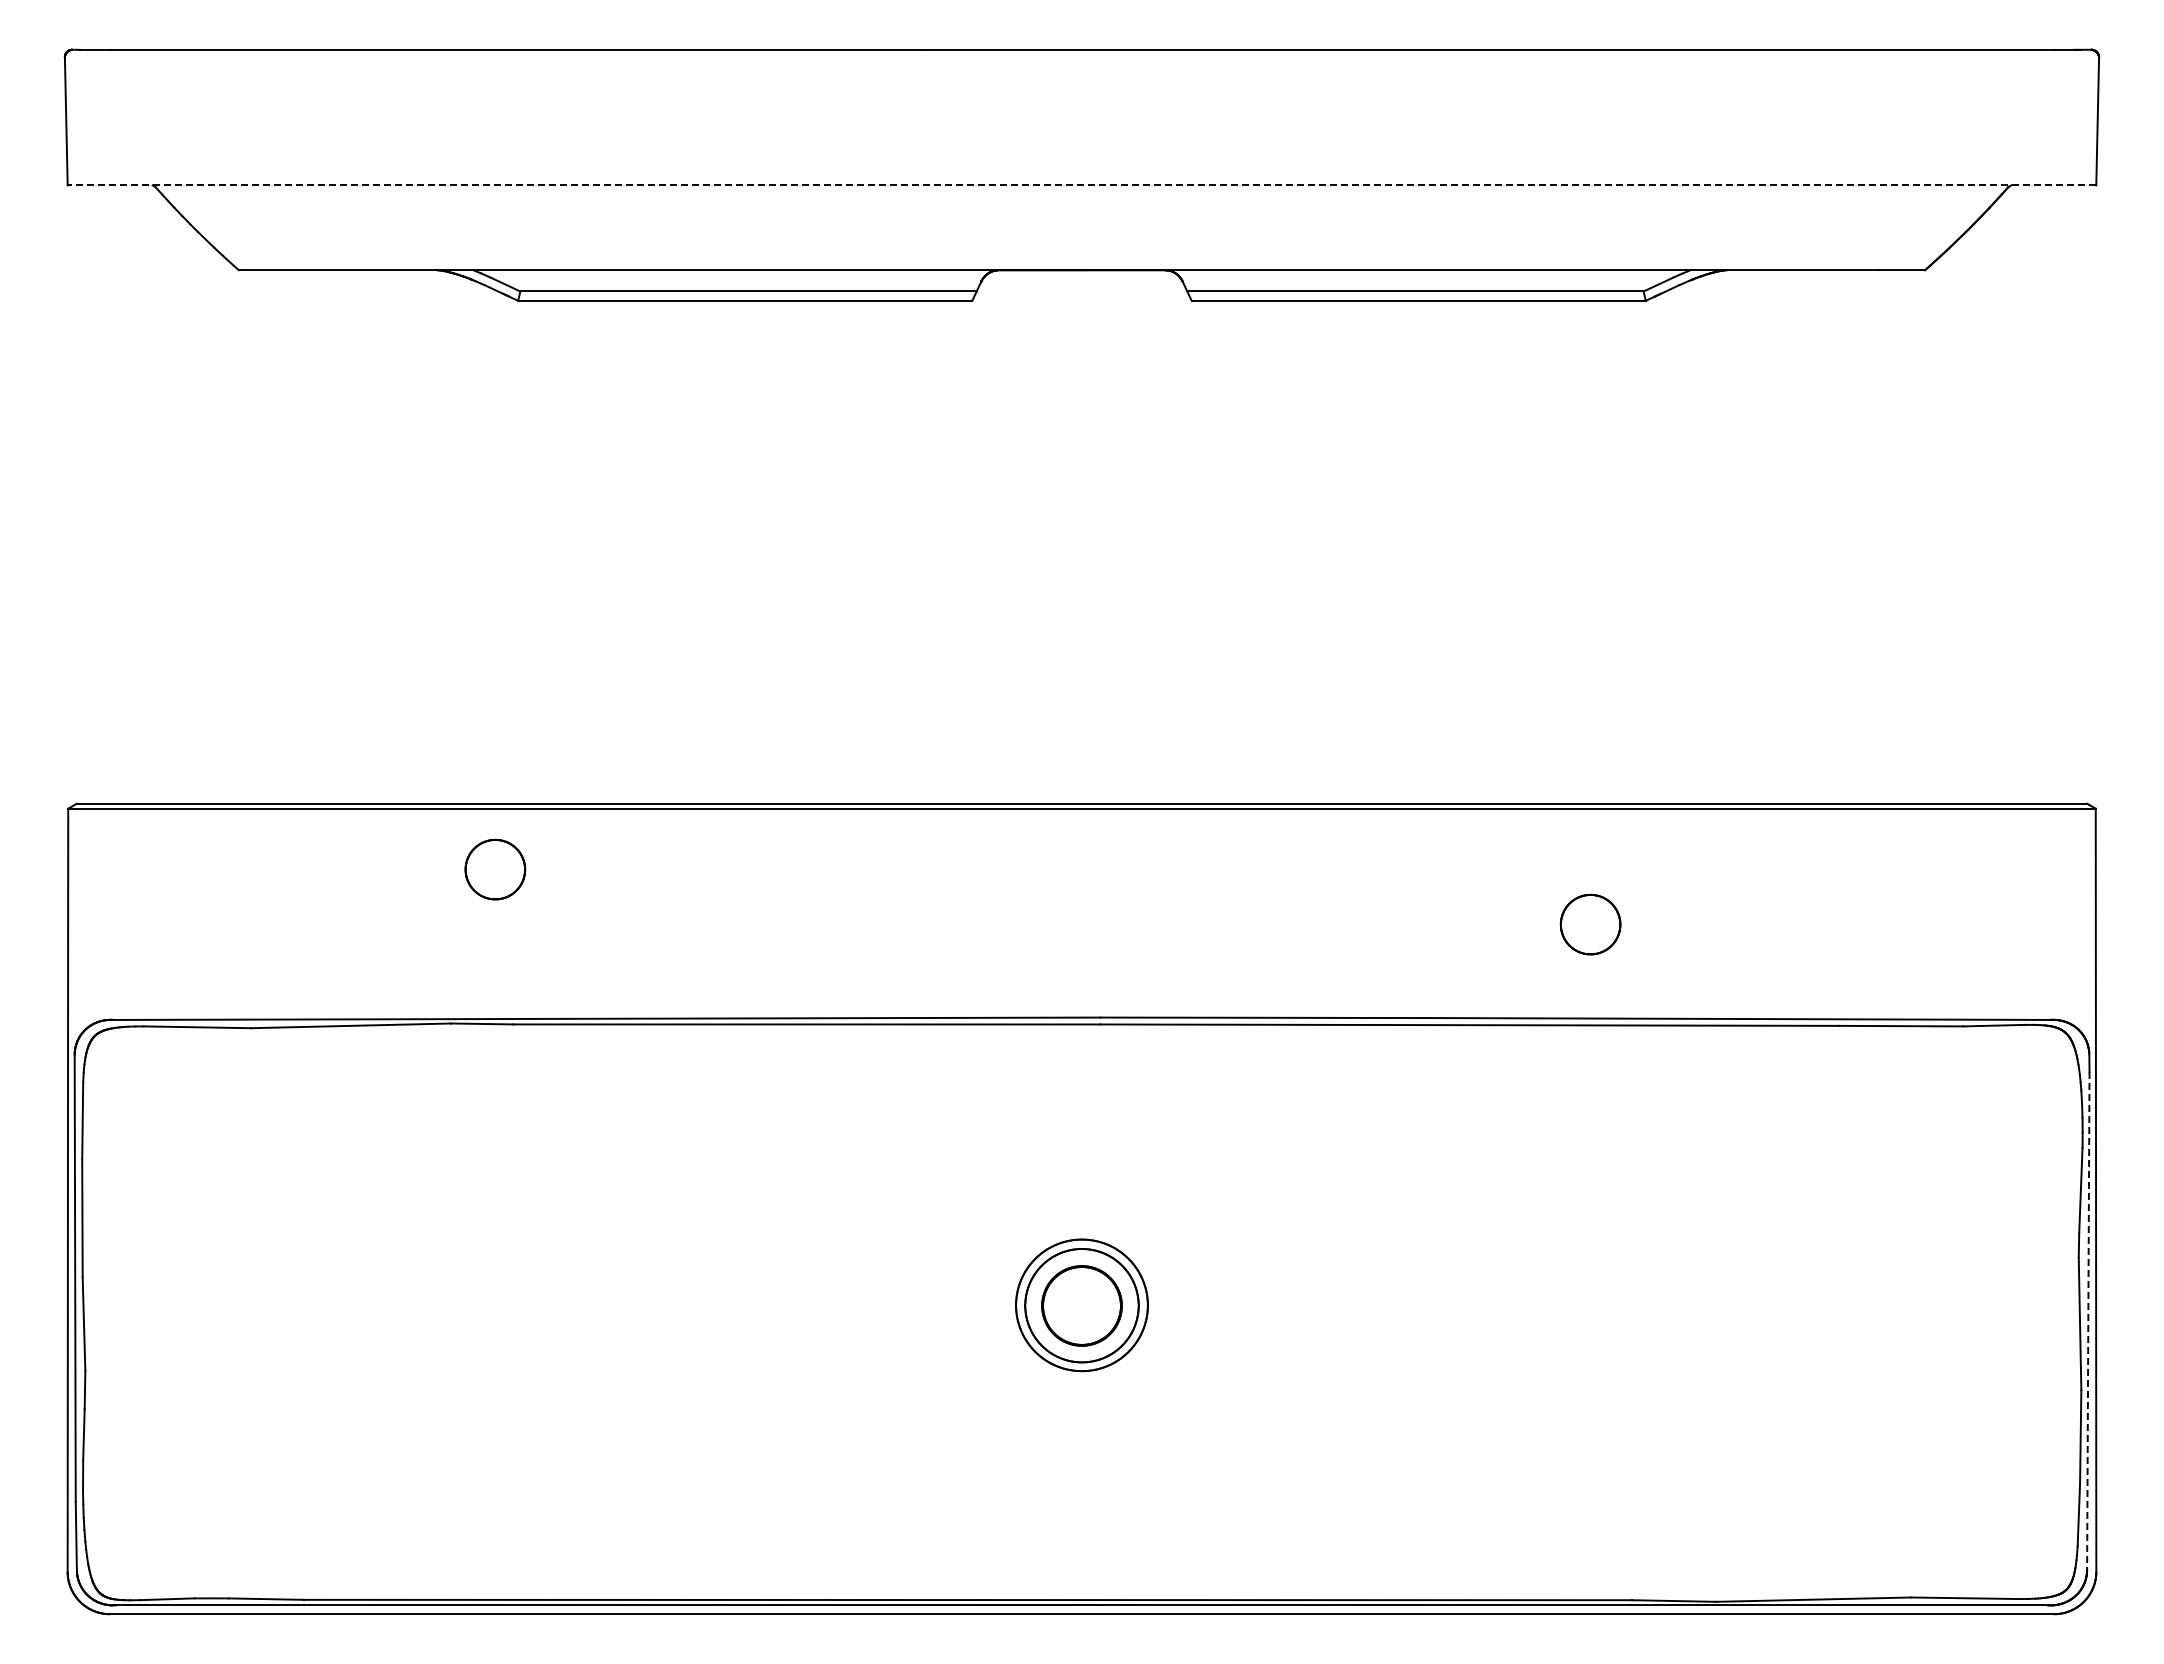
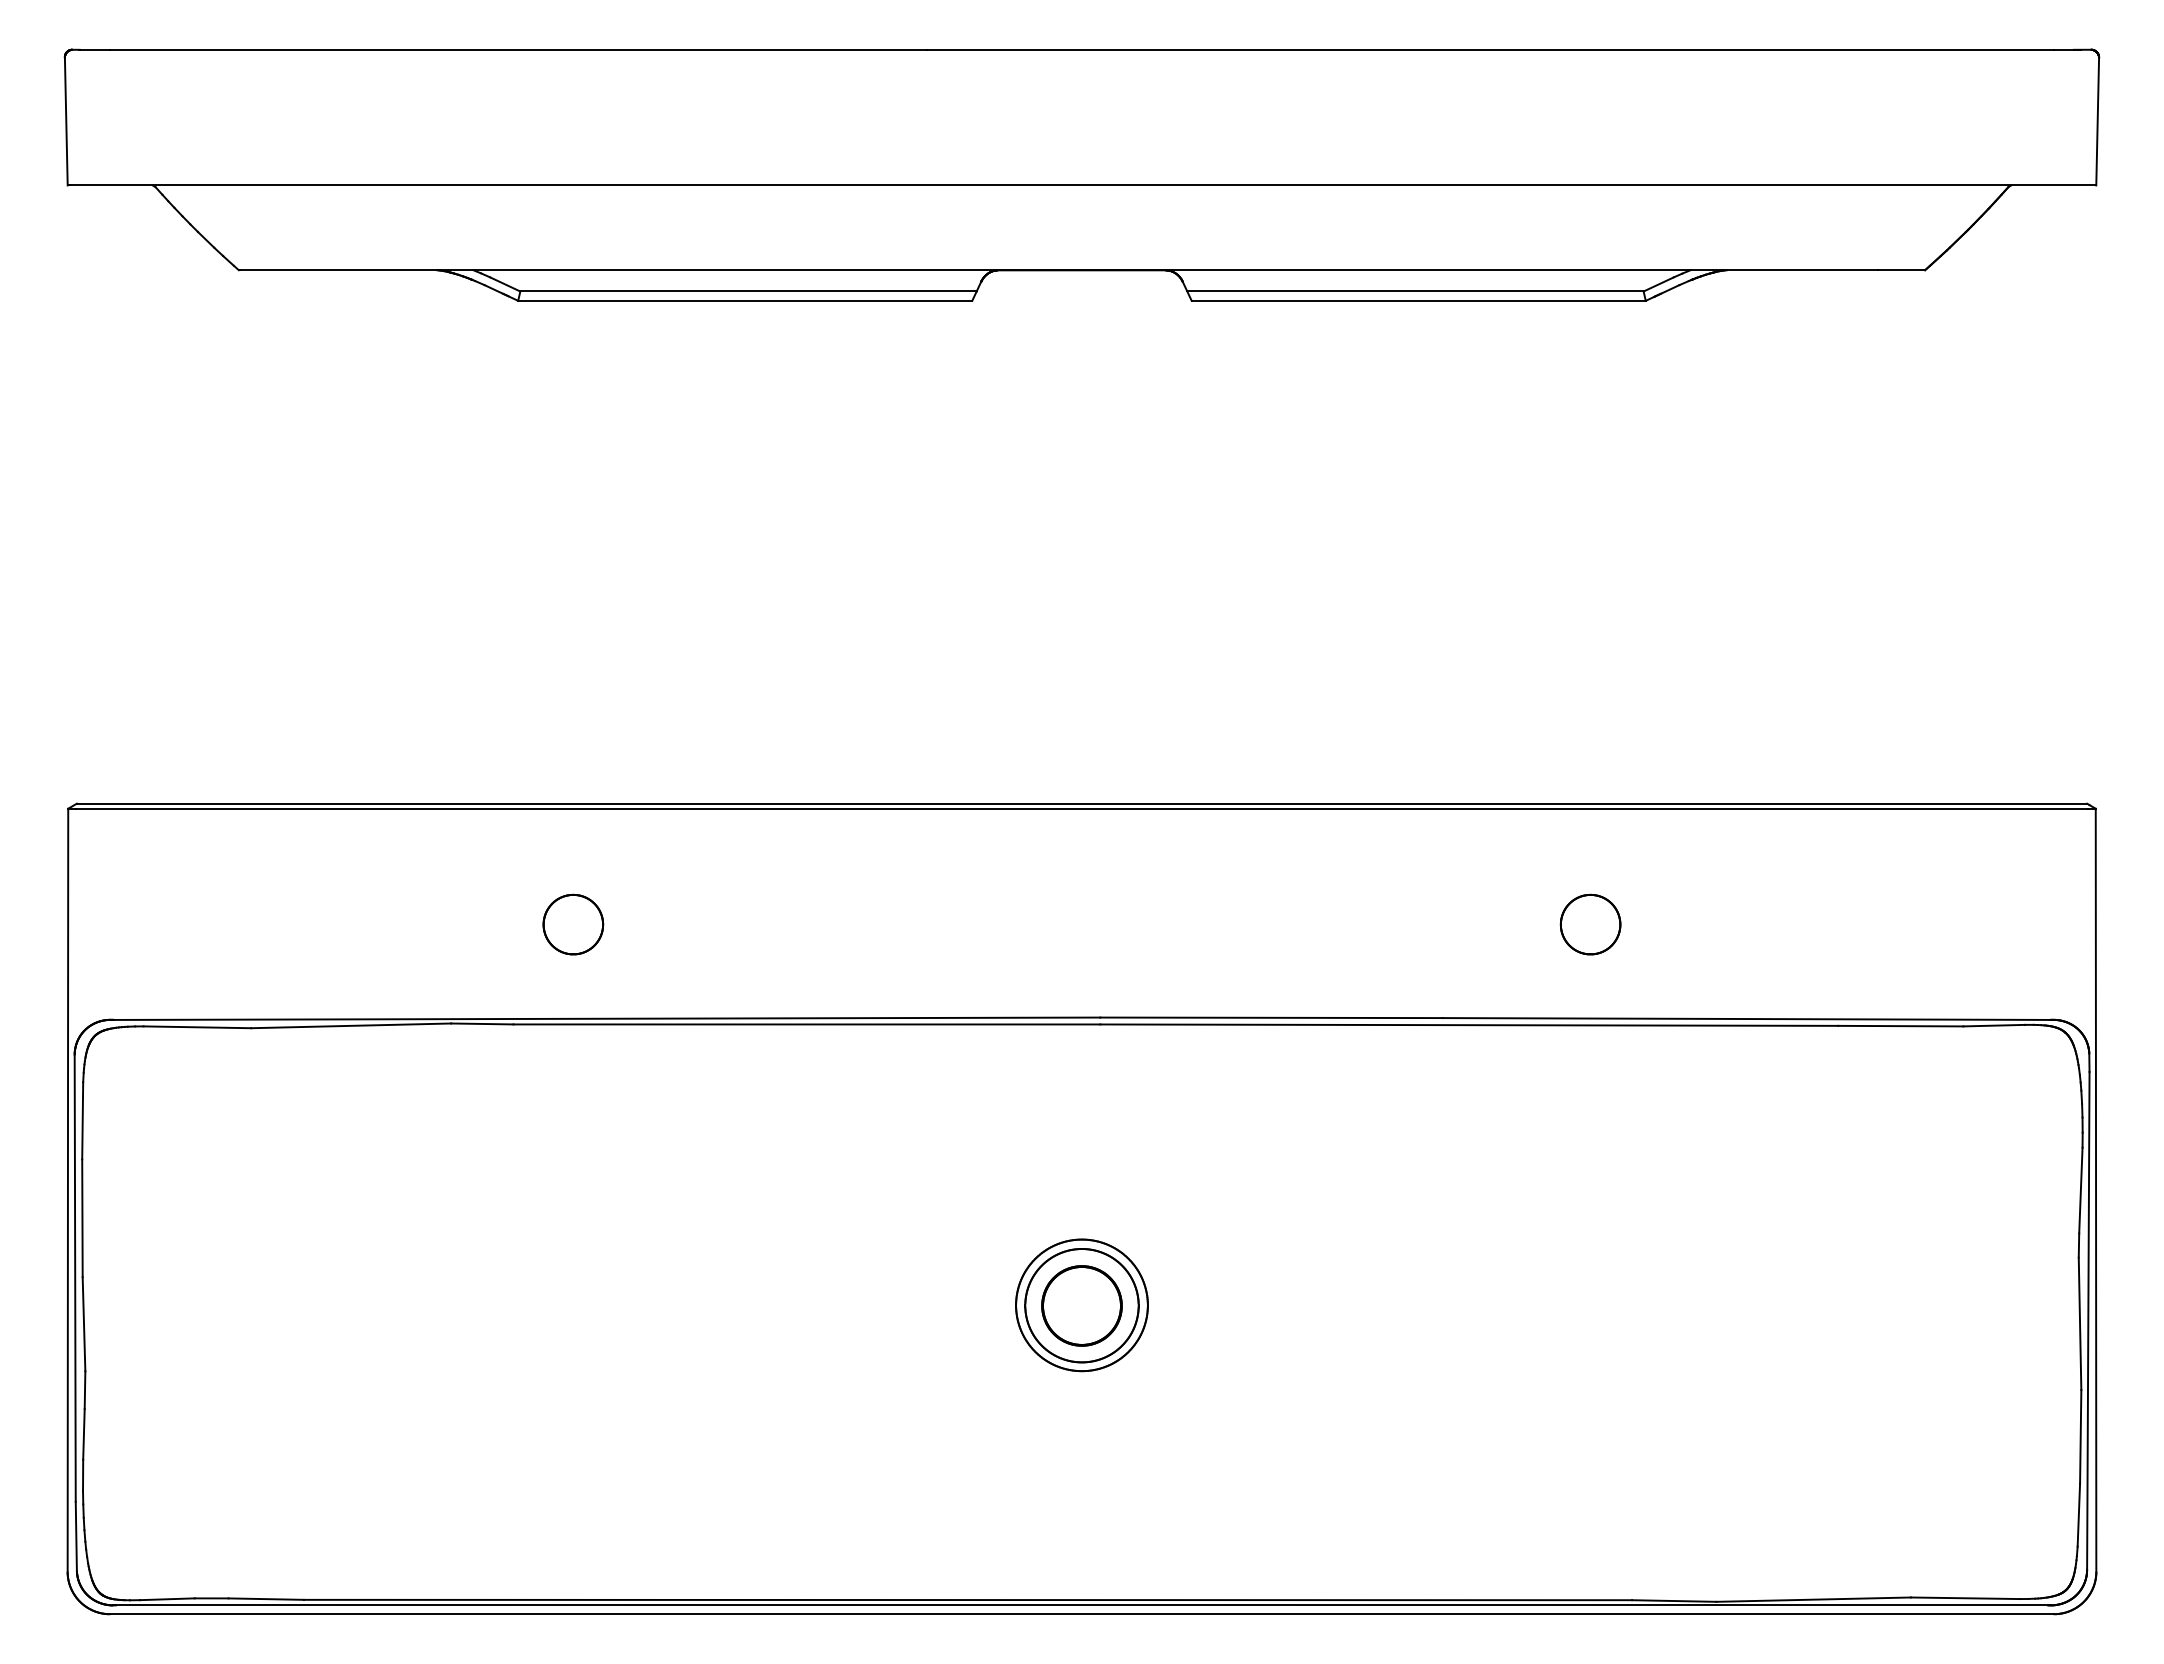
line: dashed -> solid (1083, 185)
part position: (495, 869) -> (573, 924) (573, 924)
line: dashed -> solid (2088, 1321)
